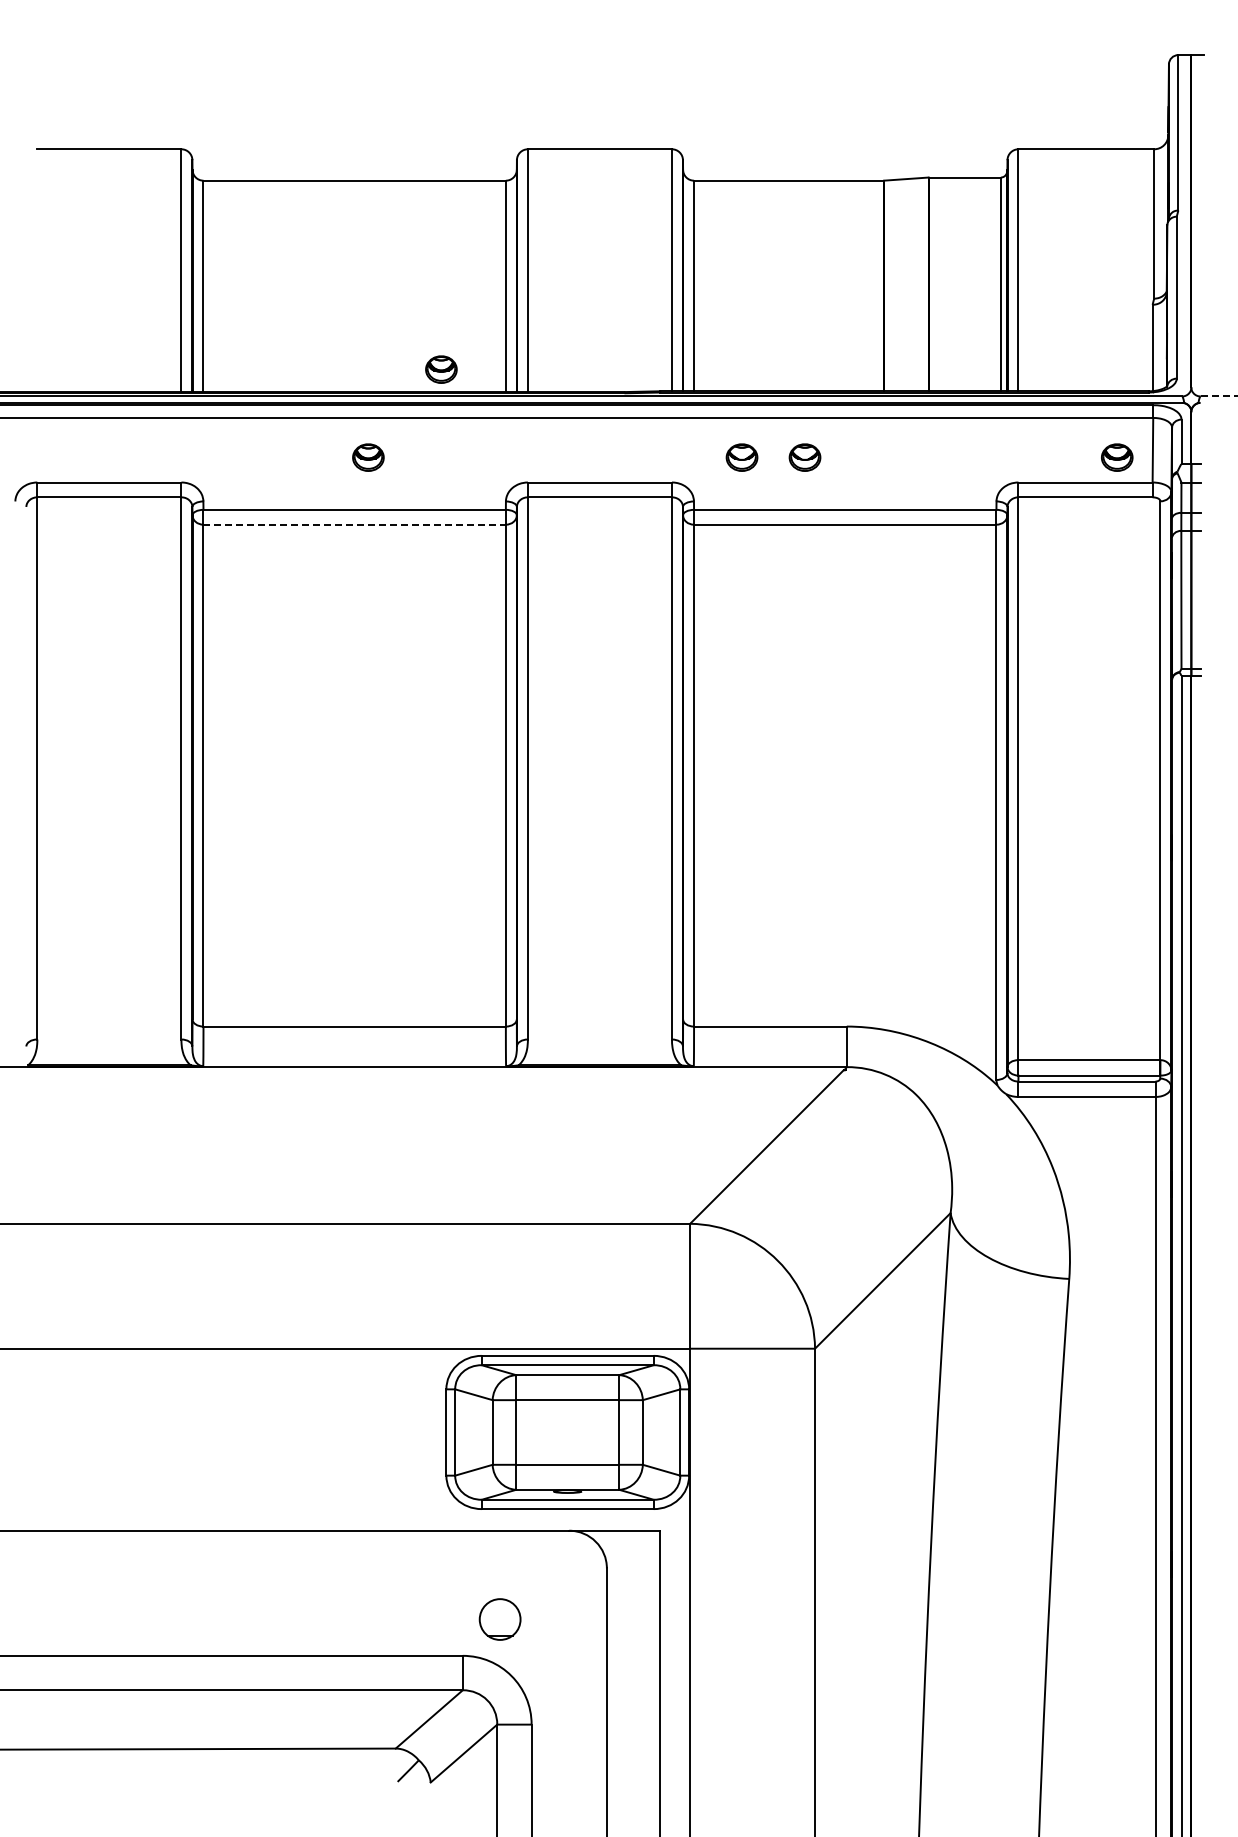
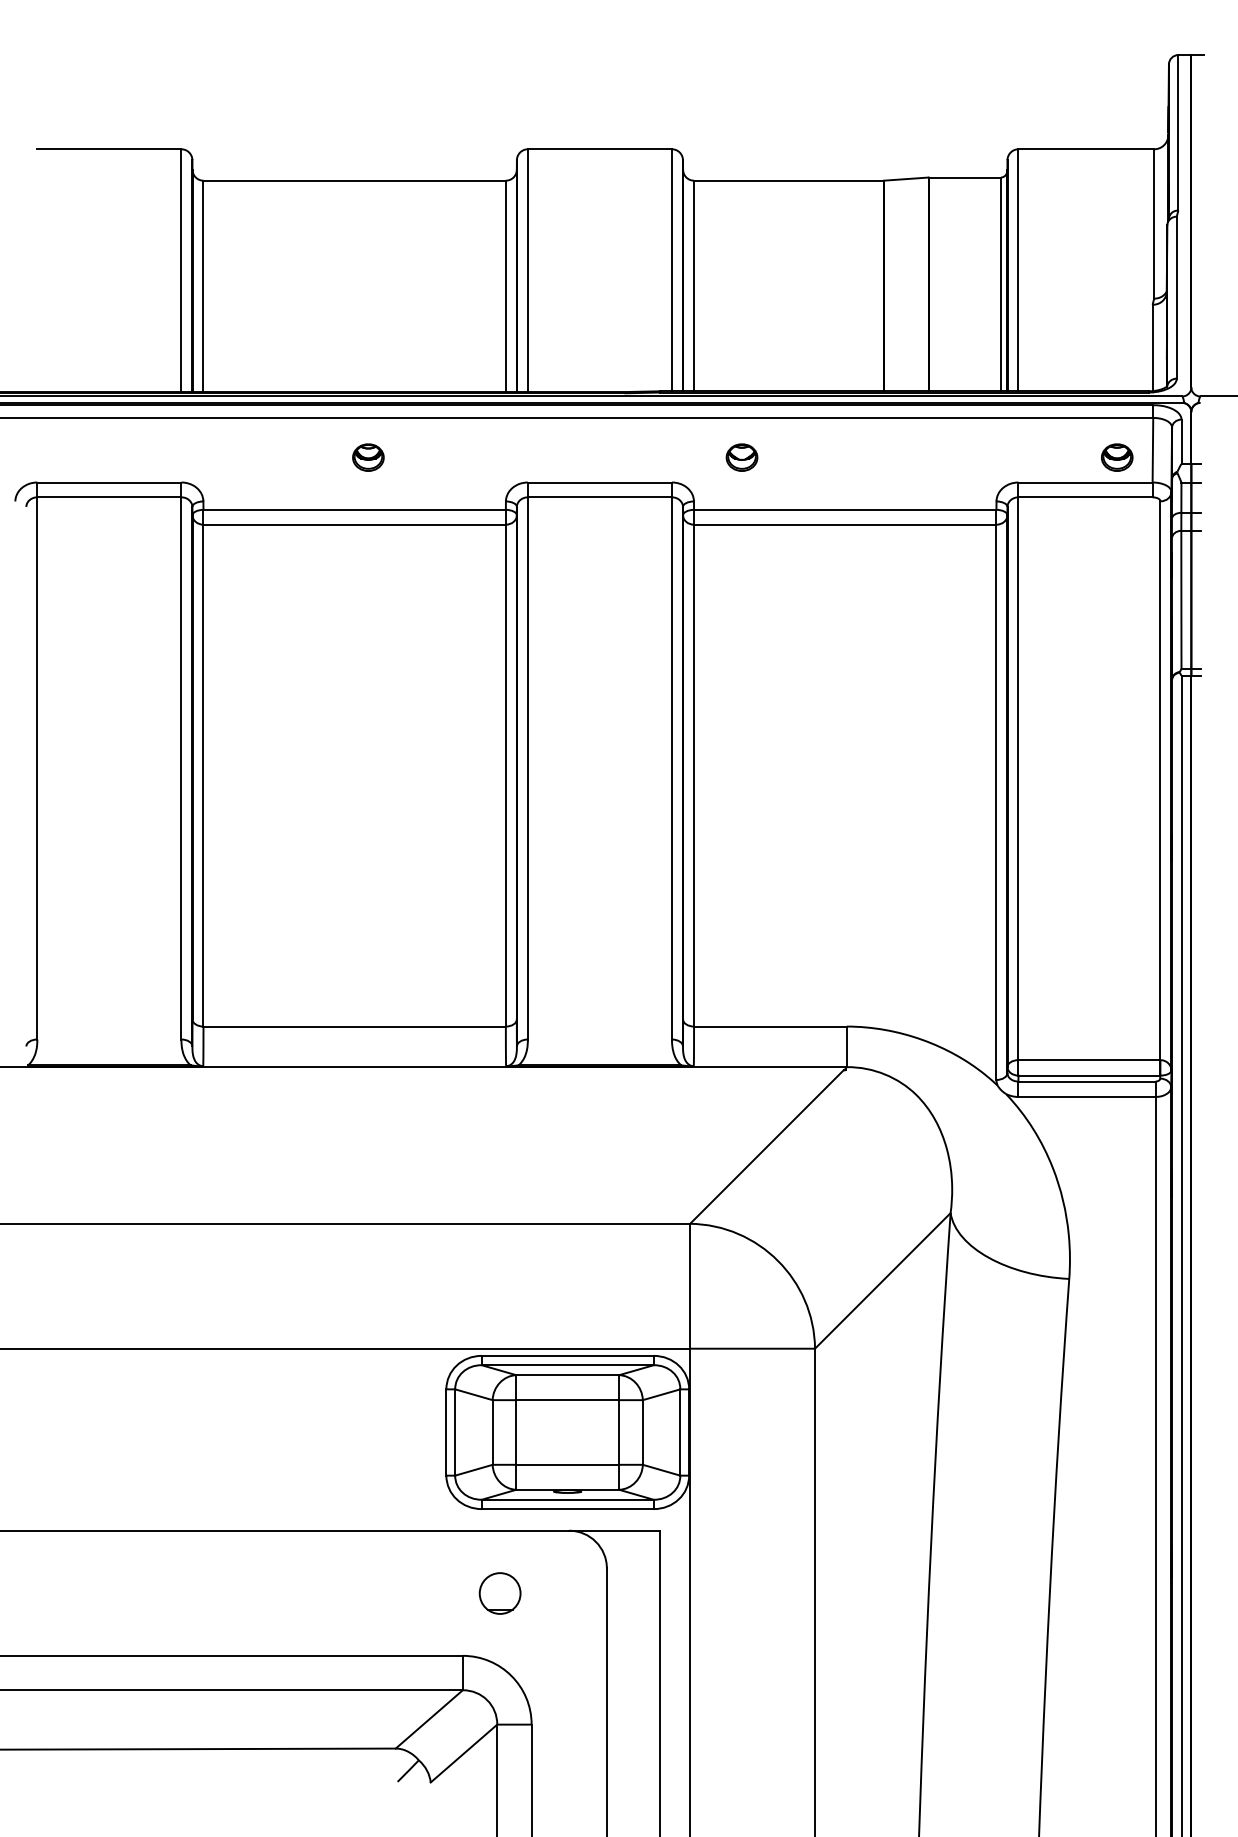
part: present -> none (441, 369)
line: dashed -> solid (1219, 396)
part: present -> none (804, 457)
line: dashed -> solid (355, 524)
part position: (499, 1619) -> (499, 1593) (499, 1593)
